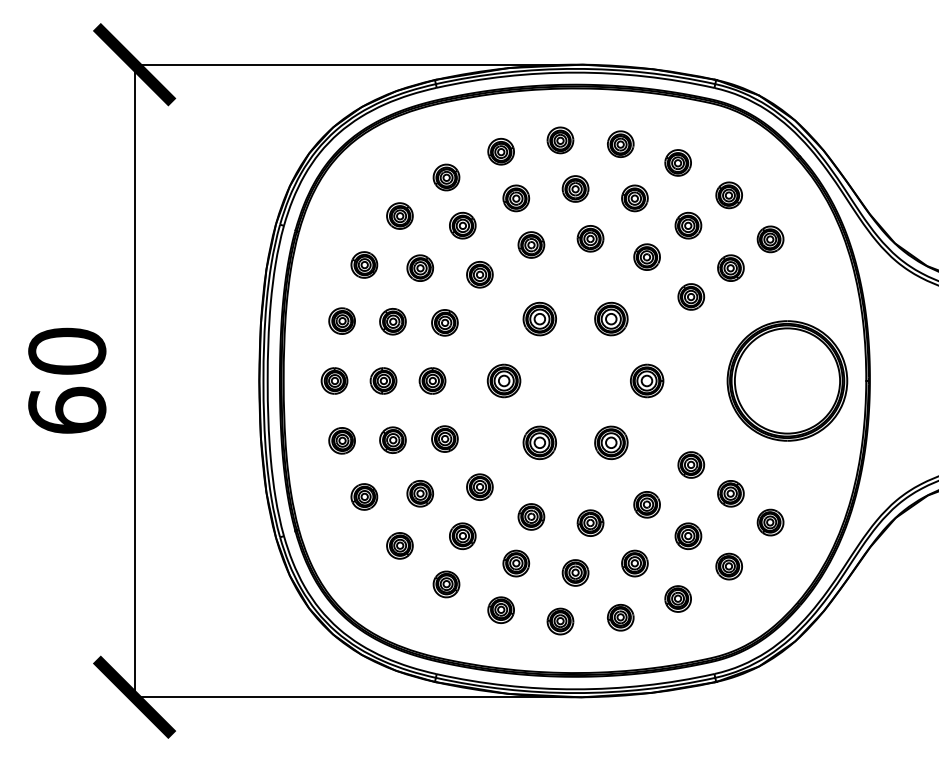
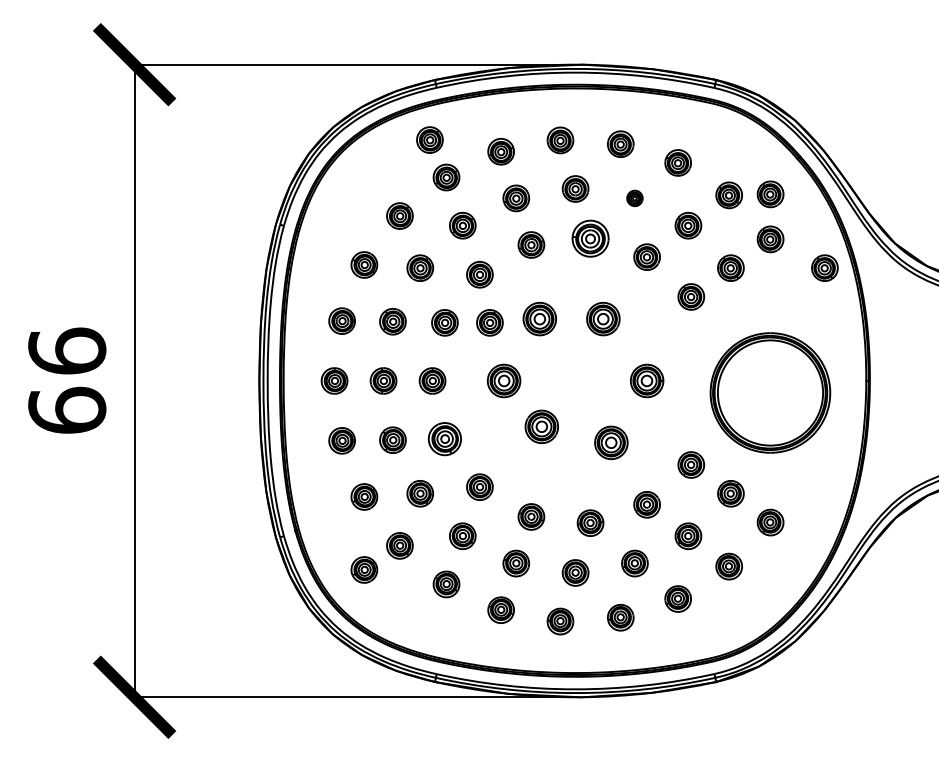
part: none -> present (429, 139)
part: none -> present (770, 194)
part size: 28x29 px -> 18x18 px (634, 197)
part size: 29x28 px -> 39x39 px (590, 238)
part: none -> present (824, 267)
part position: (611, 318) -> (603, 318) (603, 318)
part: none -> present (489, 322)
text: 60 -> 66 (67, 350)
part position: (787, 380) -> (770, 392) (770, 392)
part size: 28x28 px -> 35x35 px (444, 439)
part position: (539, 442) -> (541, 426) (541, 426)
part: none -> present (364, 569)
